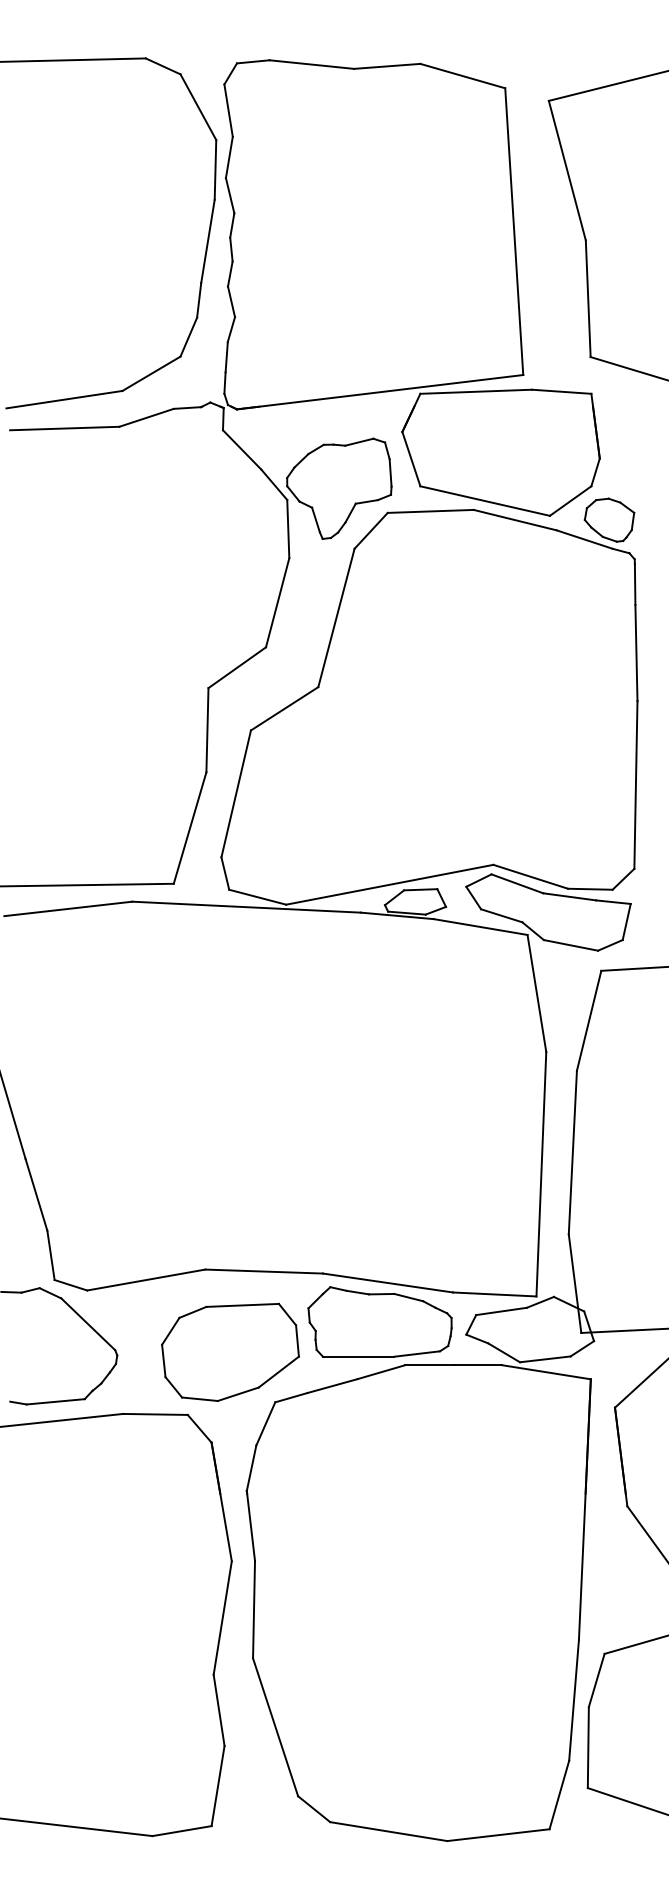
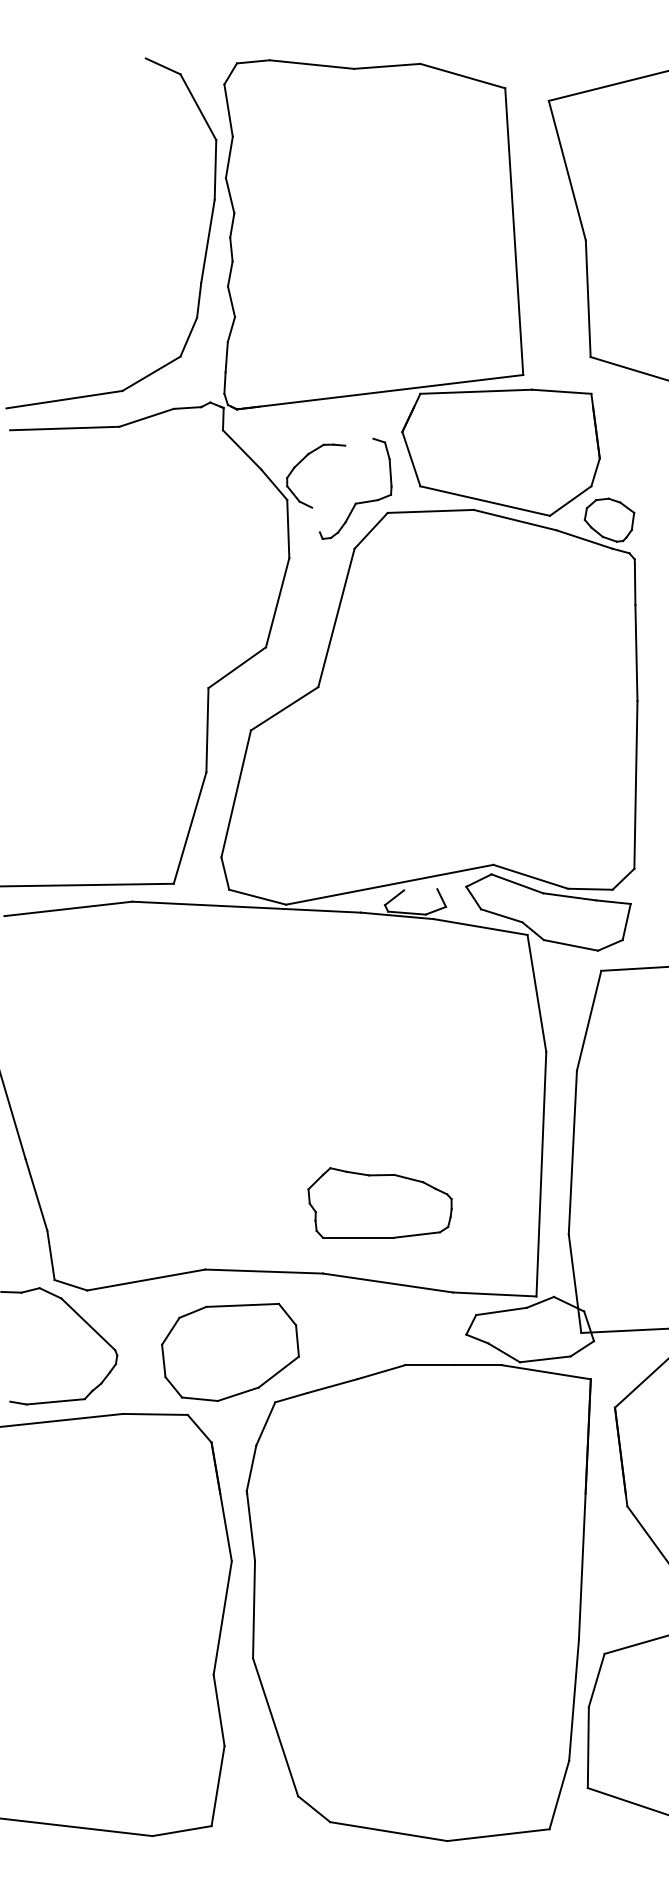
line: present -> none (73, 59)
line: present -> none (359, 441)
line: present -> none (315, 519)
line: present -> none (420, 889)
part position: (379, 1321) -> (379, 1202) (379, 1202)
